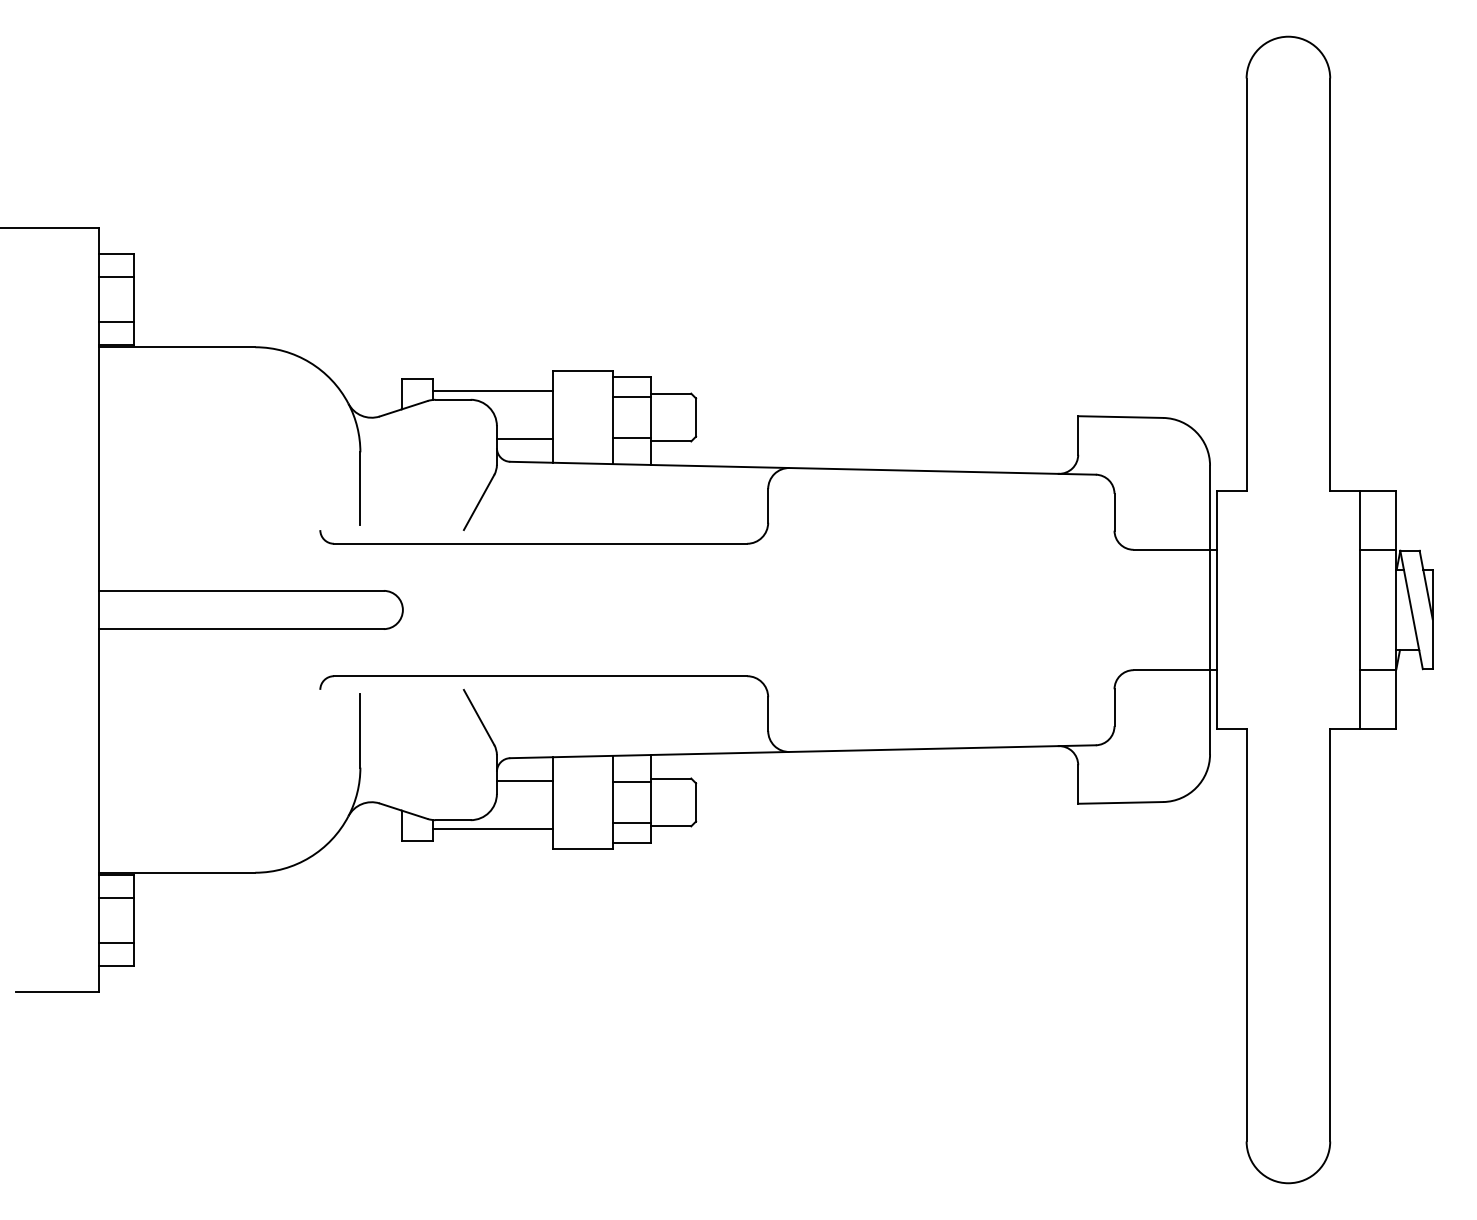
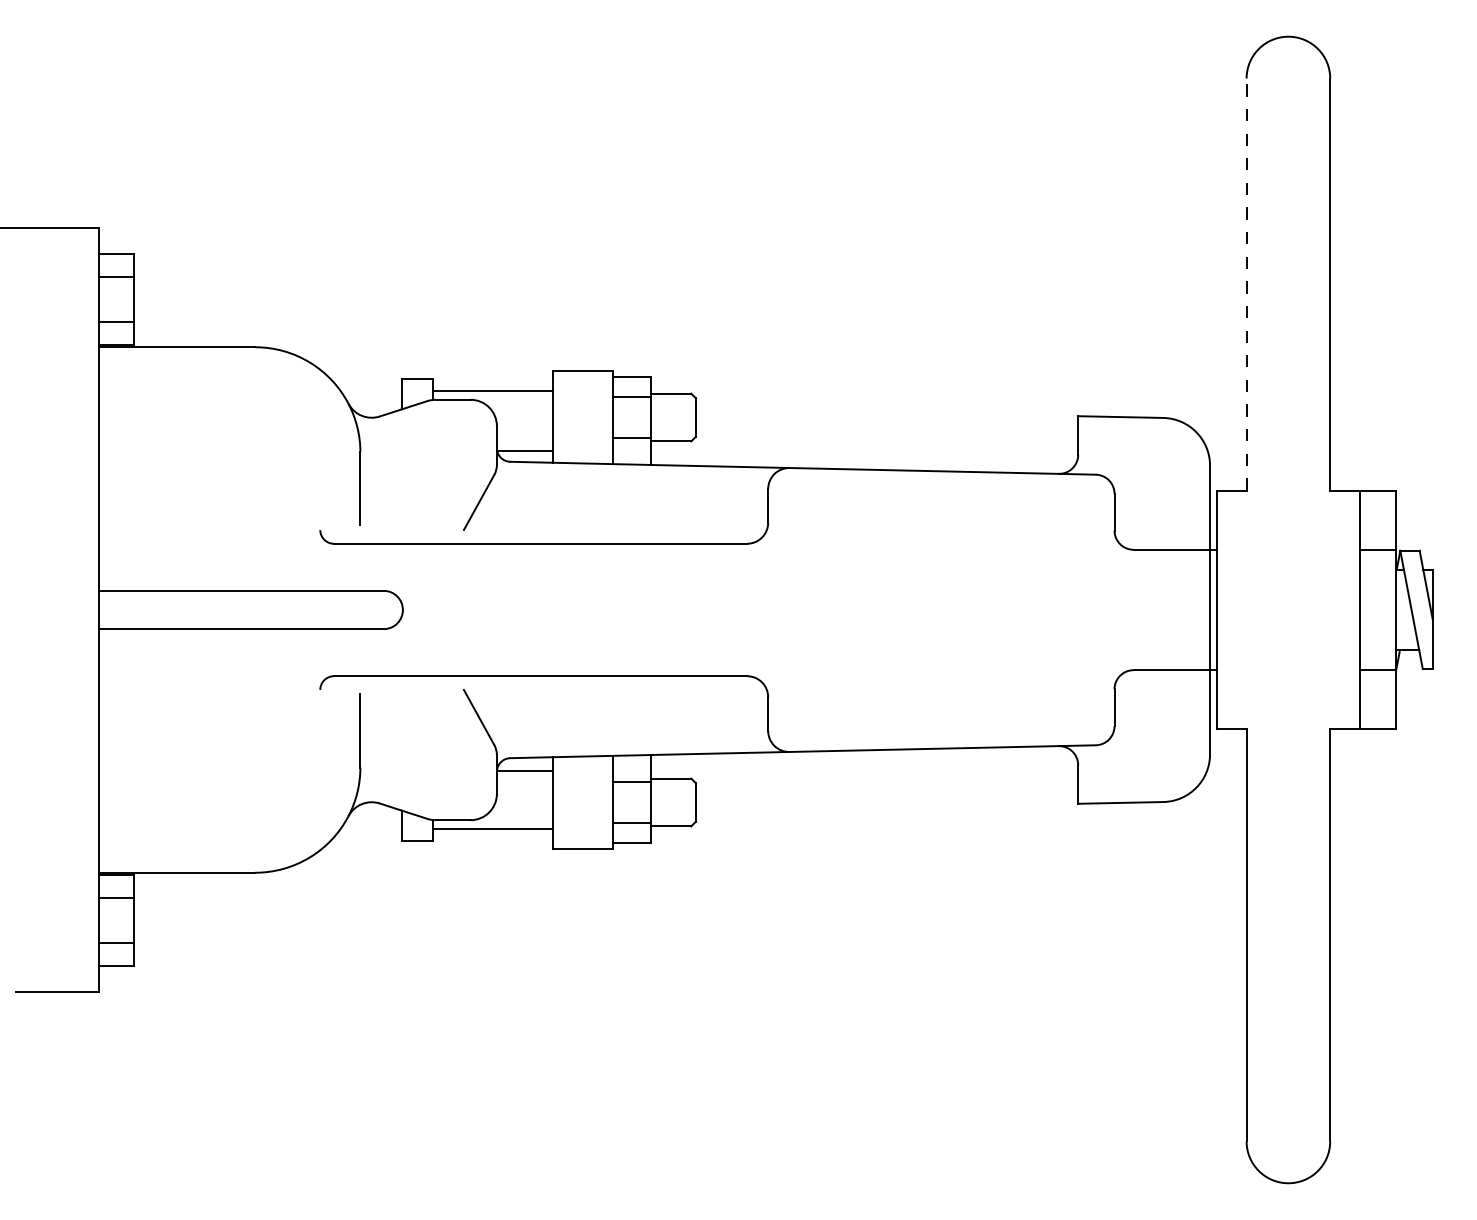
line: solid -> dashed (1246, 284)
line position: (524, 438) -> (524, 450) (524, 450)
line position: (524, 781) -> (524, 771) (524, 771)
